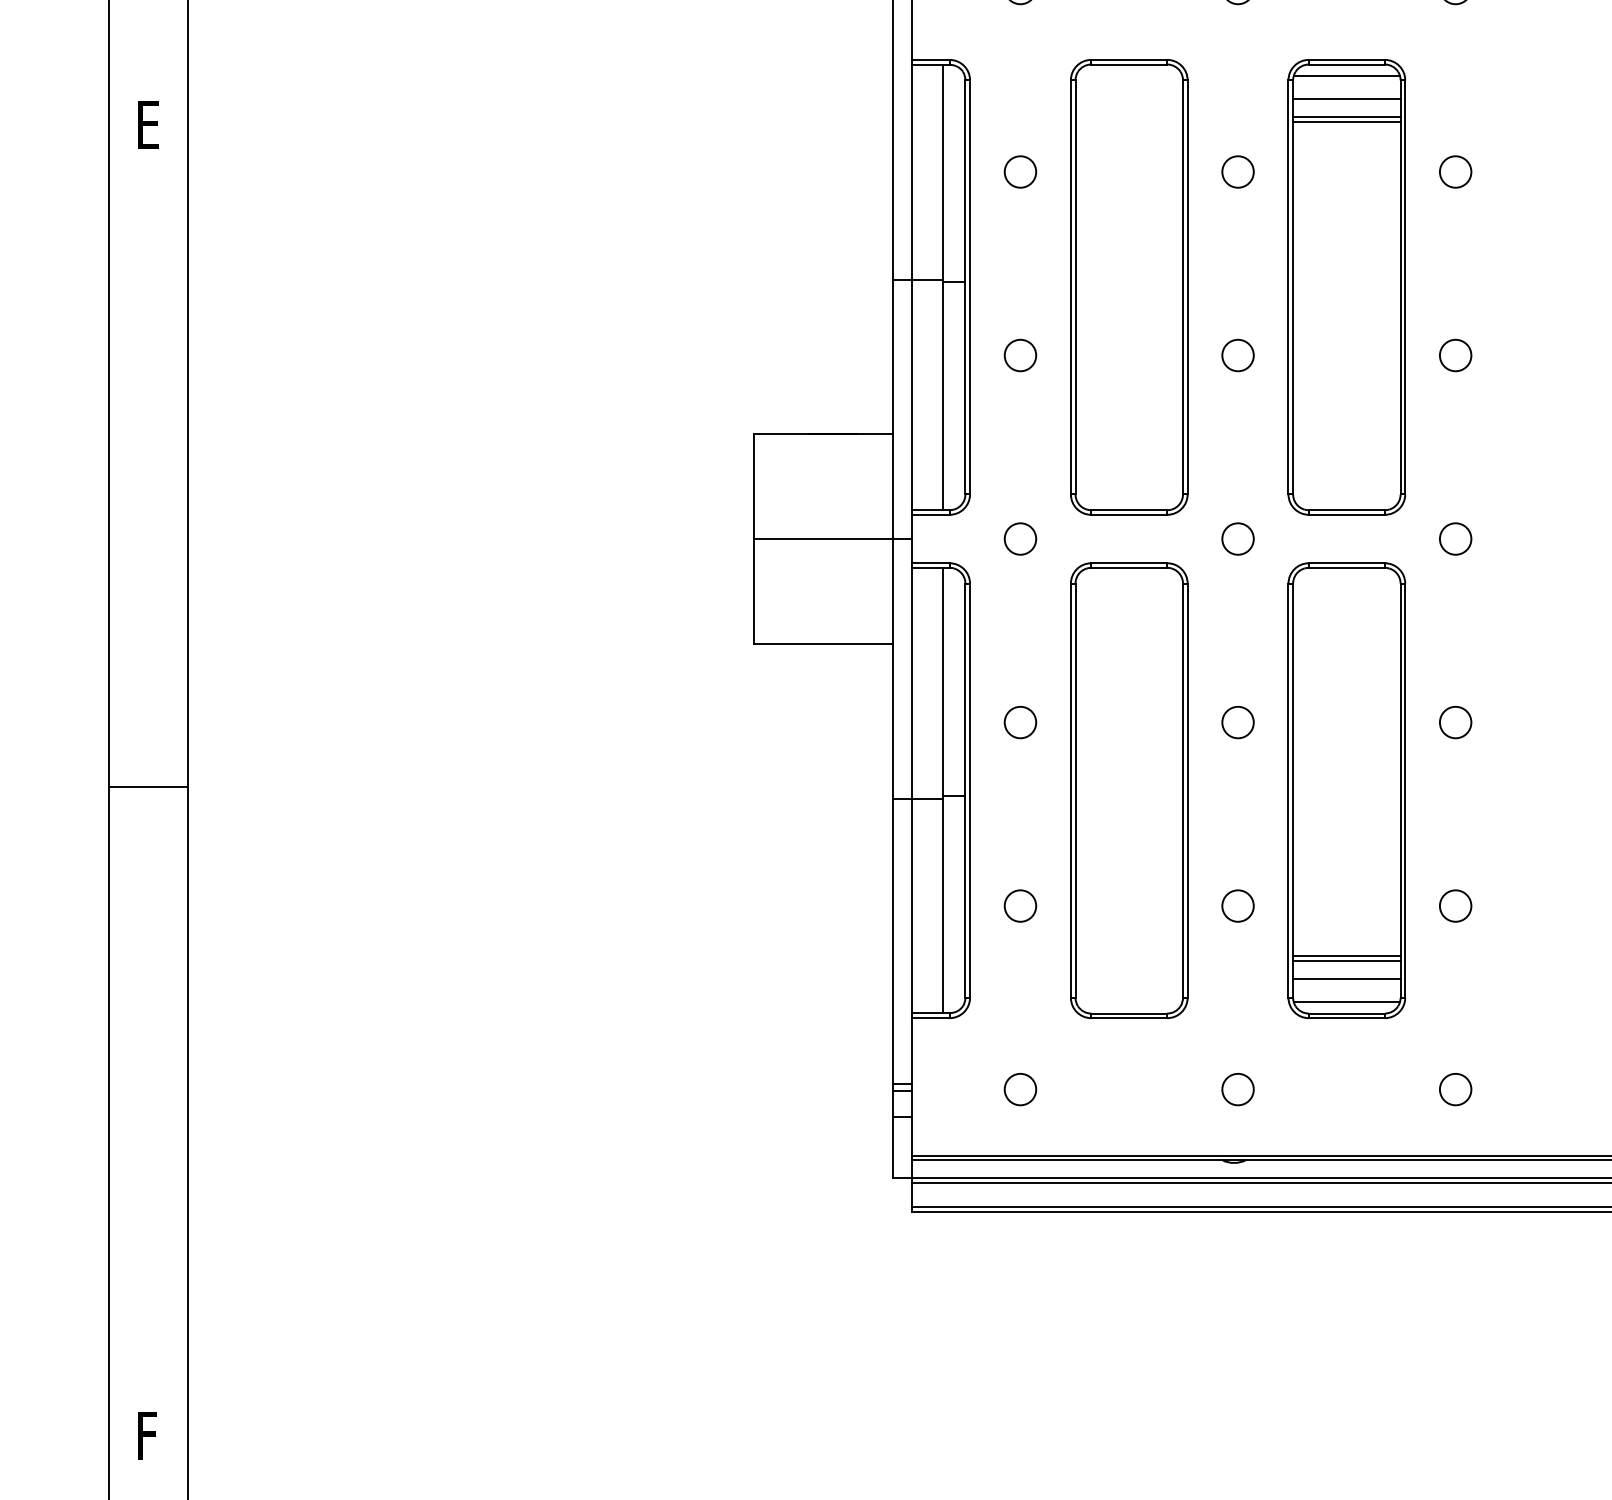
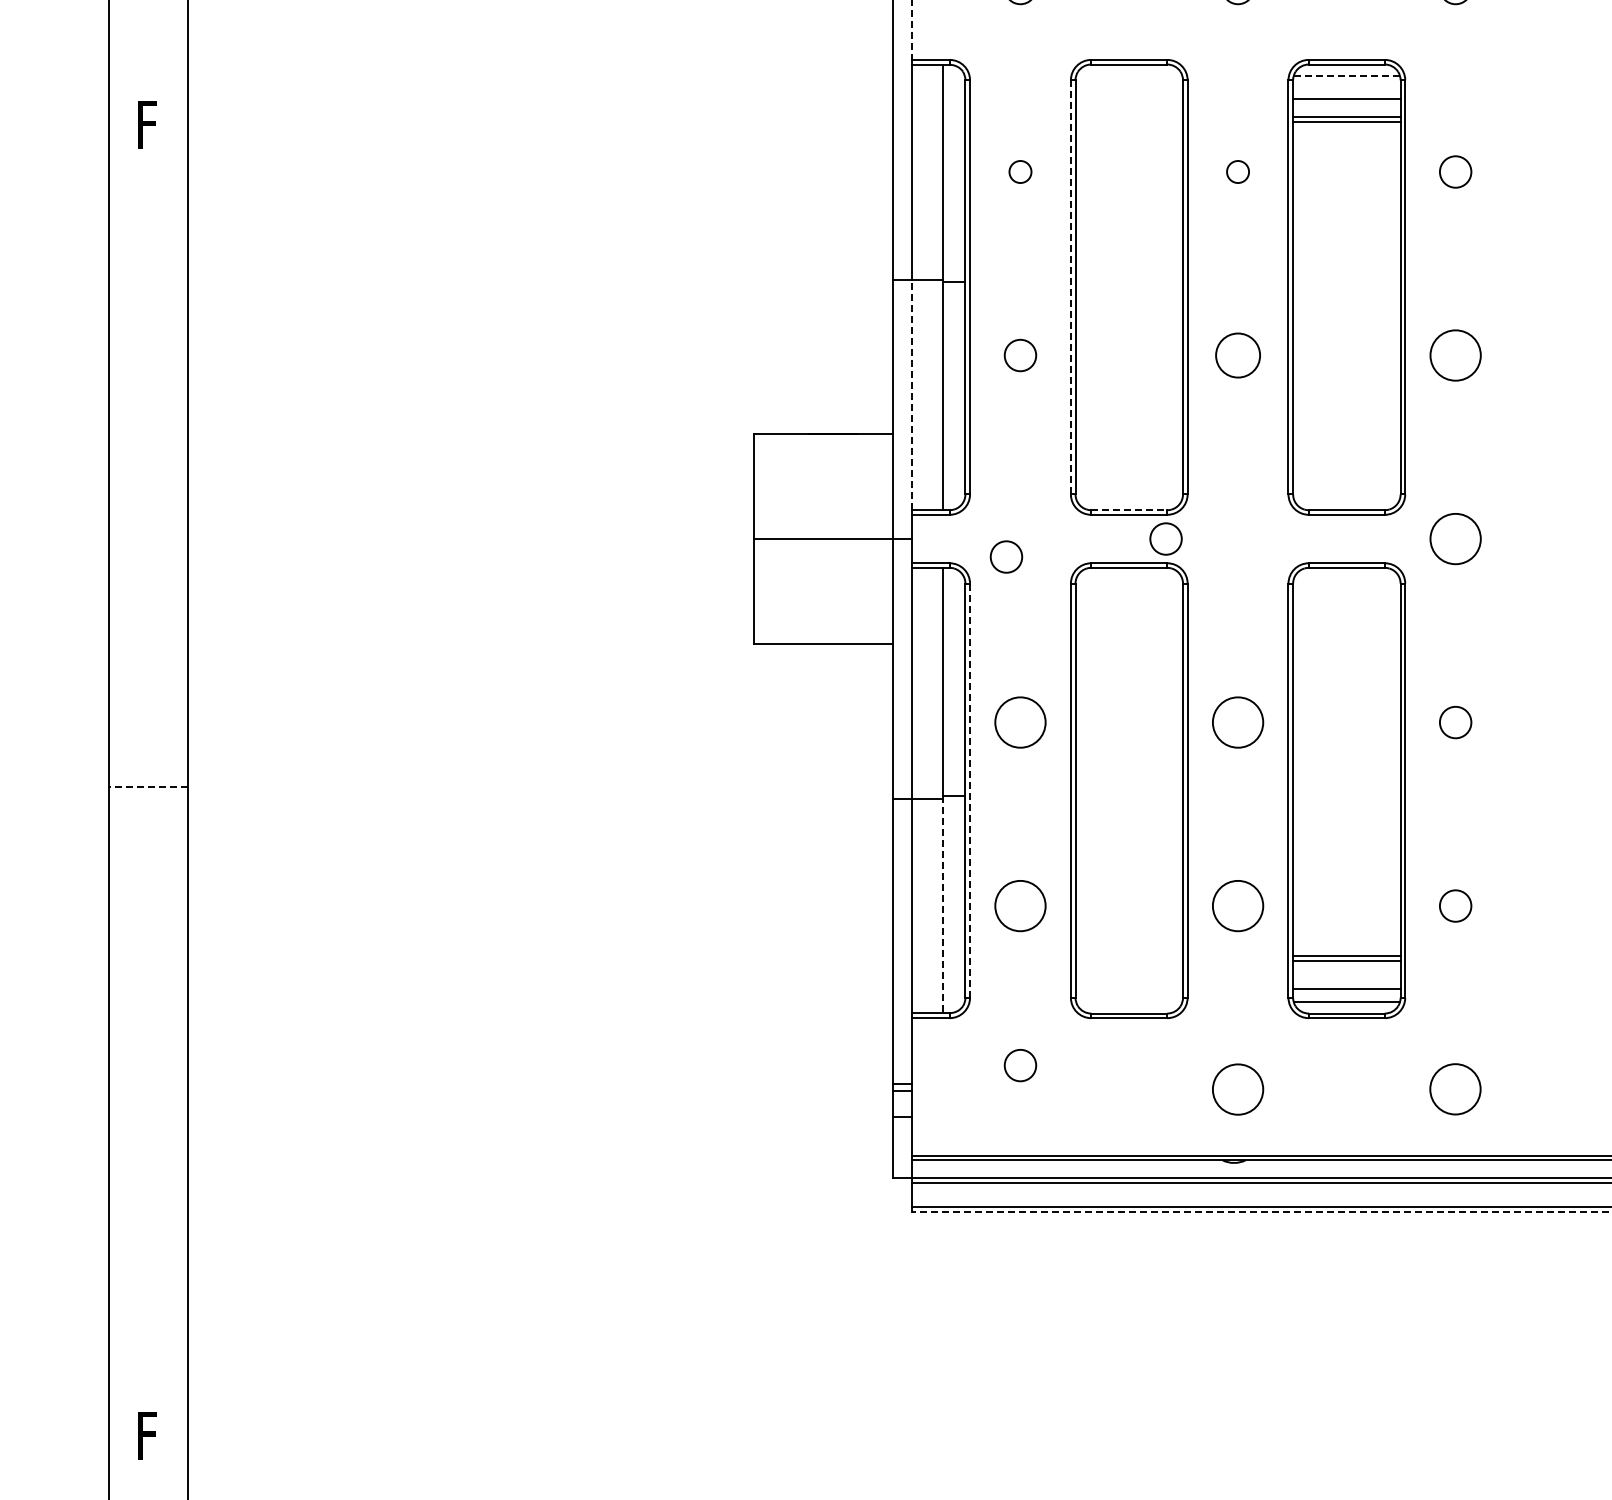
line: solid -> dashed (911, 30)
line: solid -> dashed (1346, 76)
text: E -> F (150, 124)
circle size: 35x34 px -> 25x24 px (1020, 171)
circle size: 34x34 px -> 24x24 px (1237, 171)
line: solid -> dashed (1070, 287)
circle size: 34x35 px -> 46x47 px (1237, 355)
circle diameter: 31 px -> 50 px (1455, 355)
line: solid -> dashed (911, 394)
line: solid -> dashed (1129, 510)
circle position: (1020, 538) -> (1006, 556) (1006, 556)
circle position: (1237, 538) -> (1165, 538) (1165, 538)
circle diameter: 31 px -> 50 px (1455, 538)
circle diameter: 31 px -> 50 px (1020, 722)
circle diameter: 31 px -> 50 px (1237, 722)
line: solid -> dashed (148, 786)
line: solid -> dashed (970, 791)
line: solid -> dashed (943, 904)
circle diameter: 31 px -> 50 px (1020, 905)
circle diameter: 31 px -> 50 px (1237, 905)
line position: (1346, 978) -> (1346, 988) (1346, 988)
circle position: (1020, 1089) -> (1020, 1065) (1020, 1065)
circle diameter: 31 px -> 50 px (1237, 1089)
circle size: 34x34 px -> 53x53 px (1455, 1089)
line: solid -> dashed (1261, 1211)
